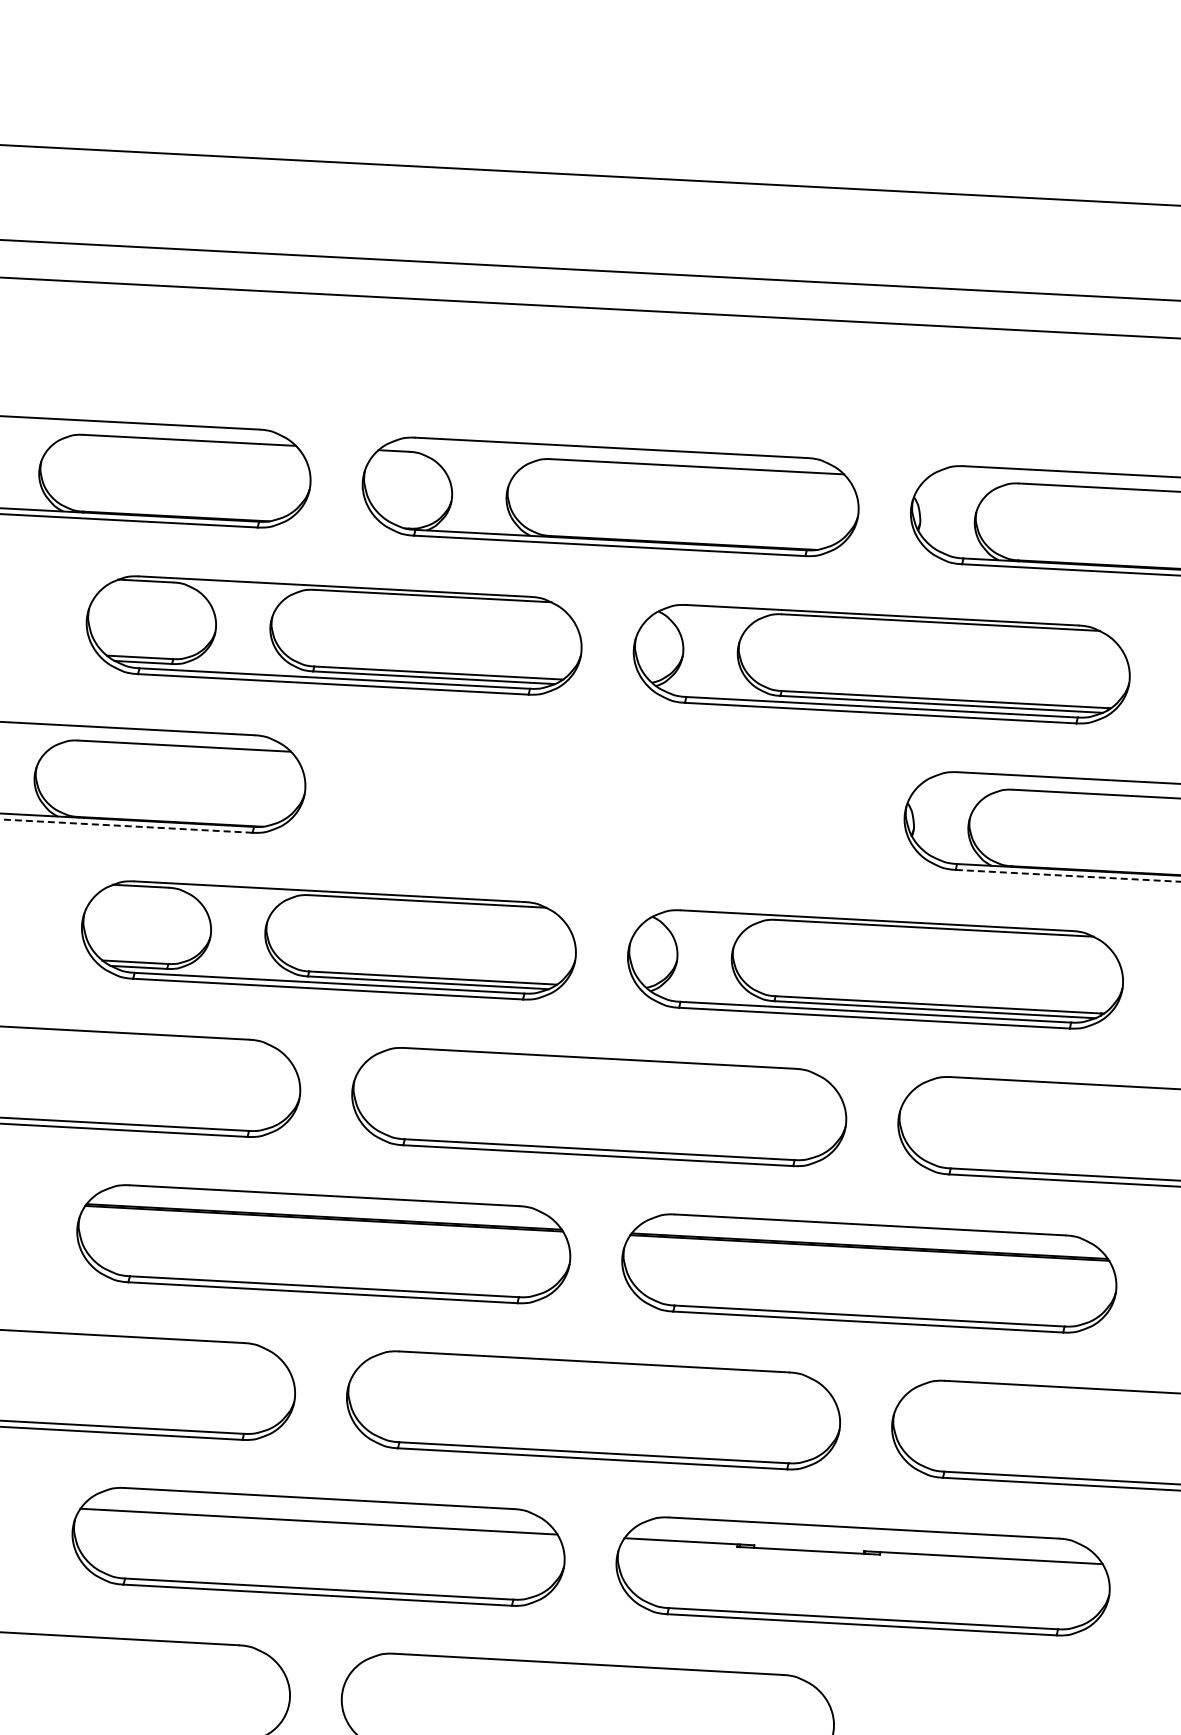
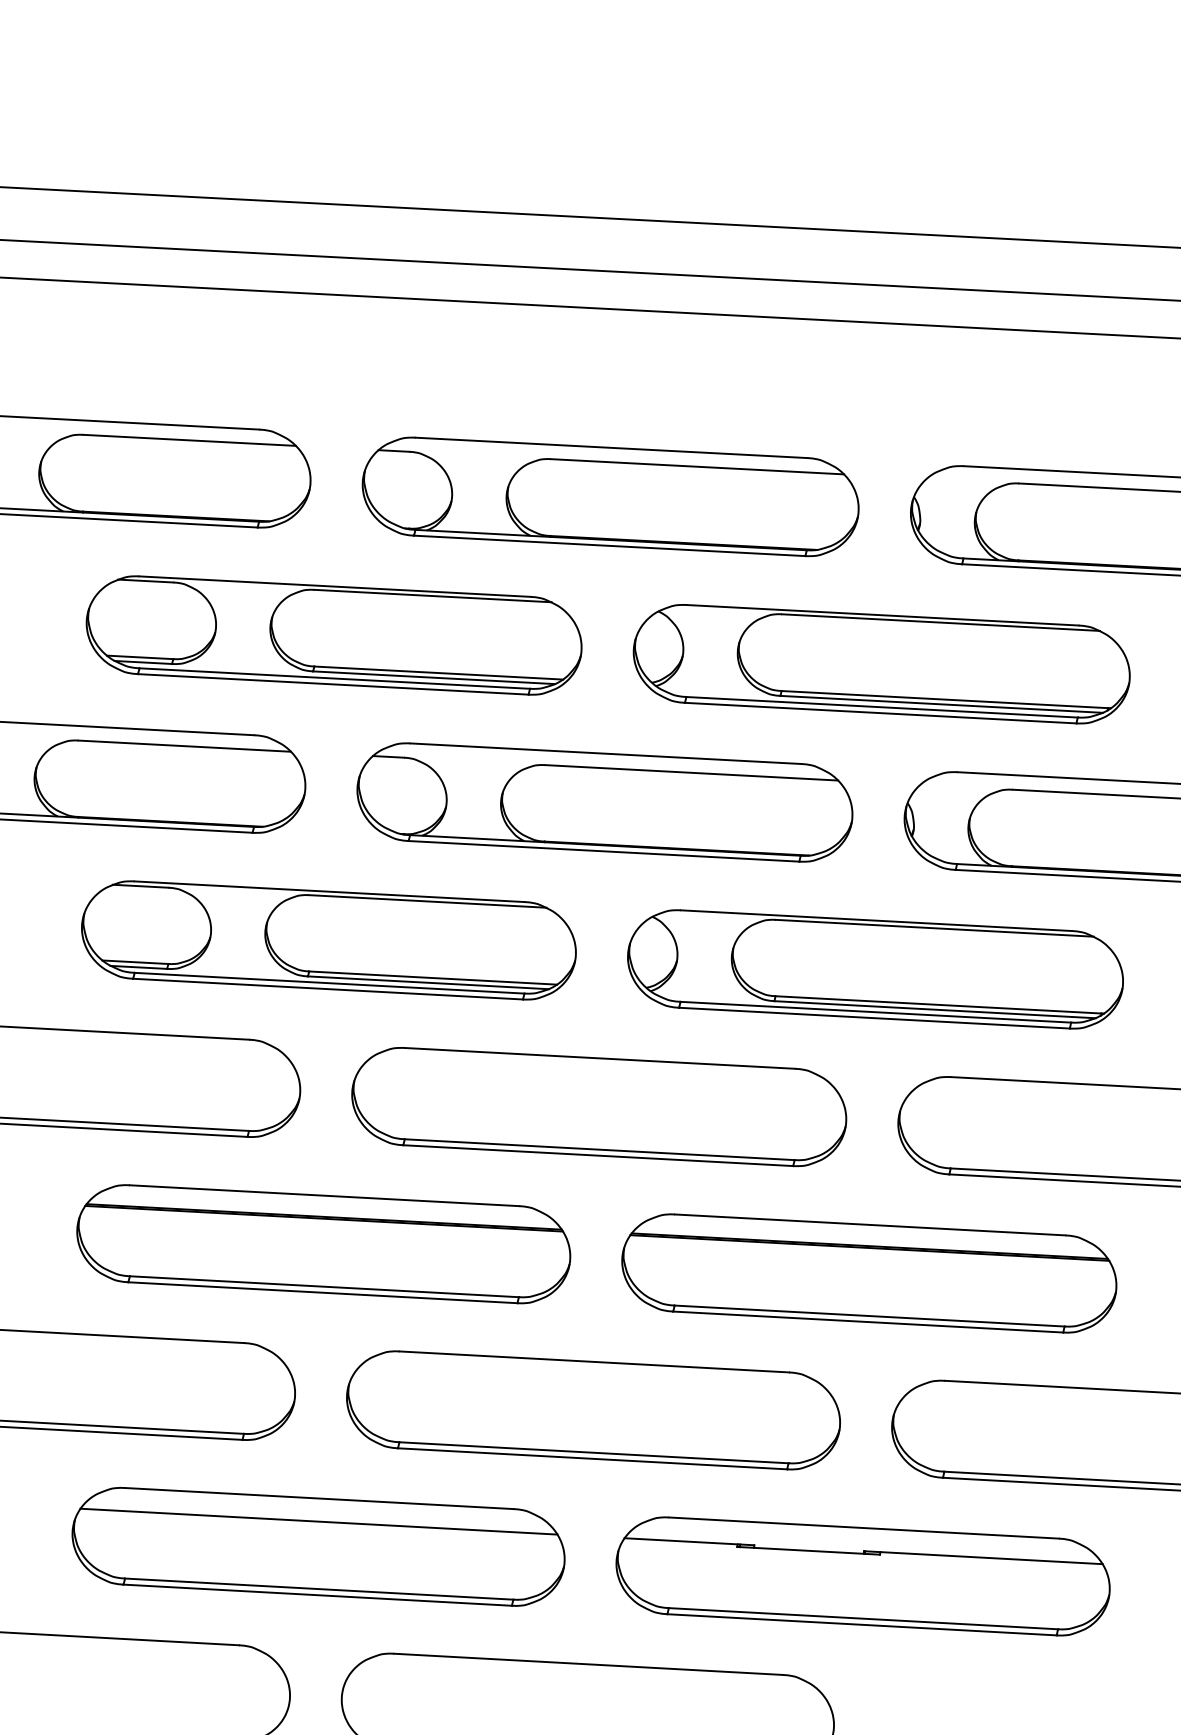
line position: (589, 175) -> (589, 217) (589, 217)
part: none -> present (604, 802)
line: dashed -> solid (125, 826)
line: dashed -> solid (1068, 875)
